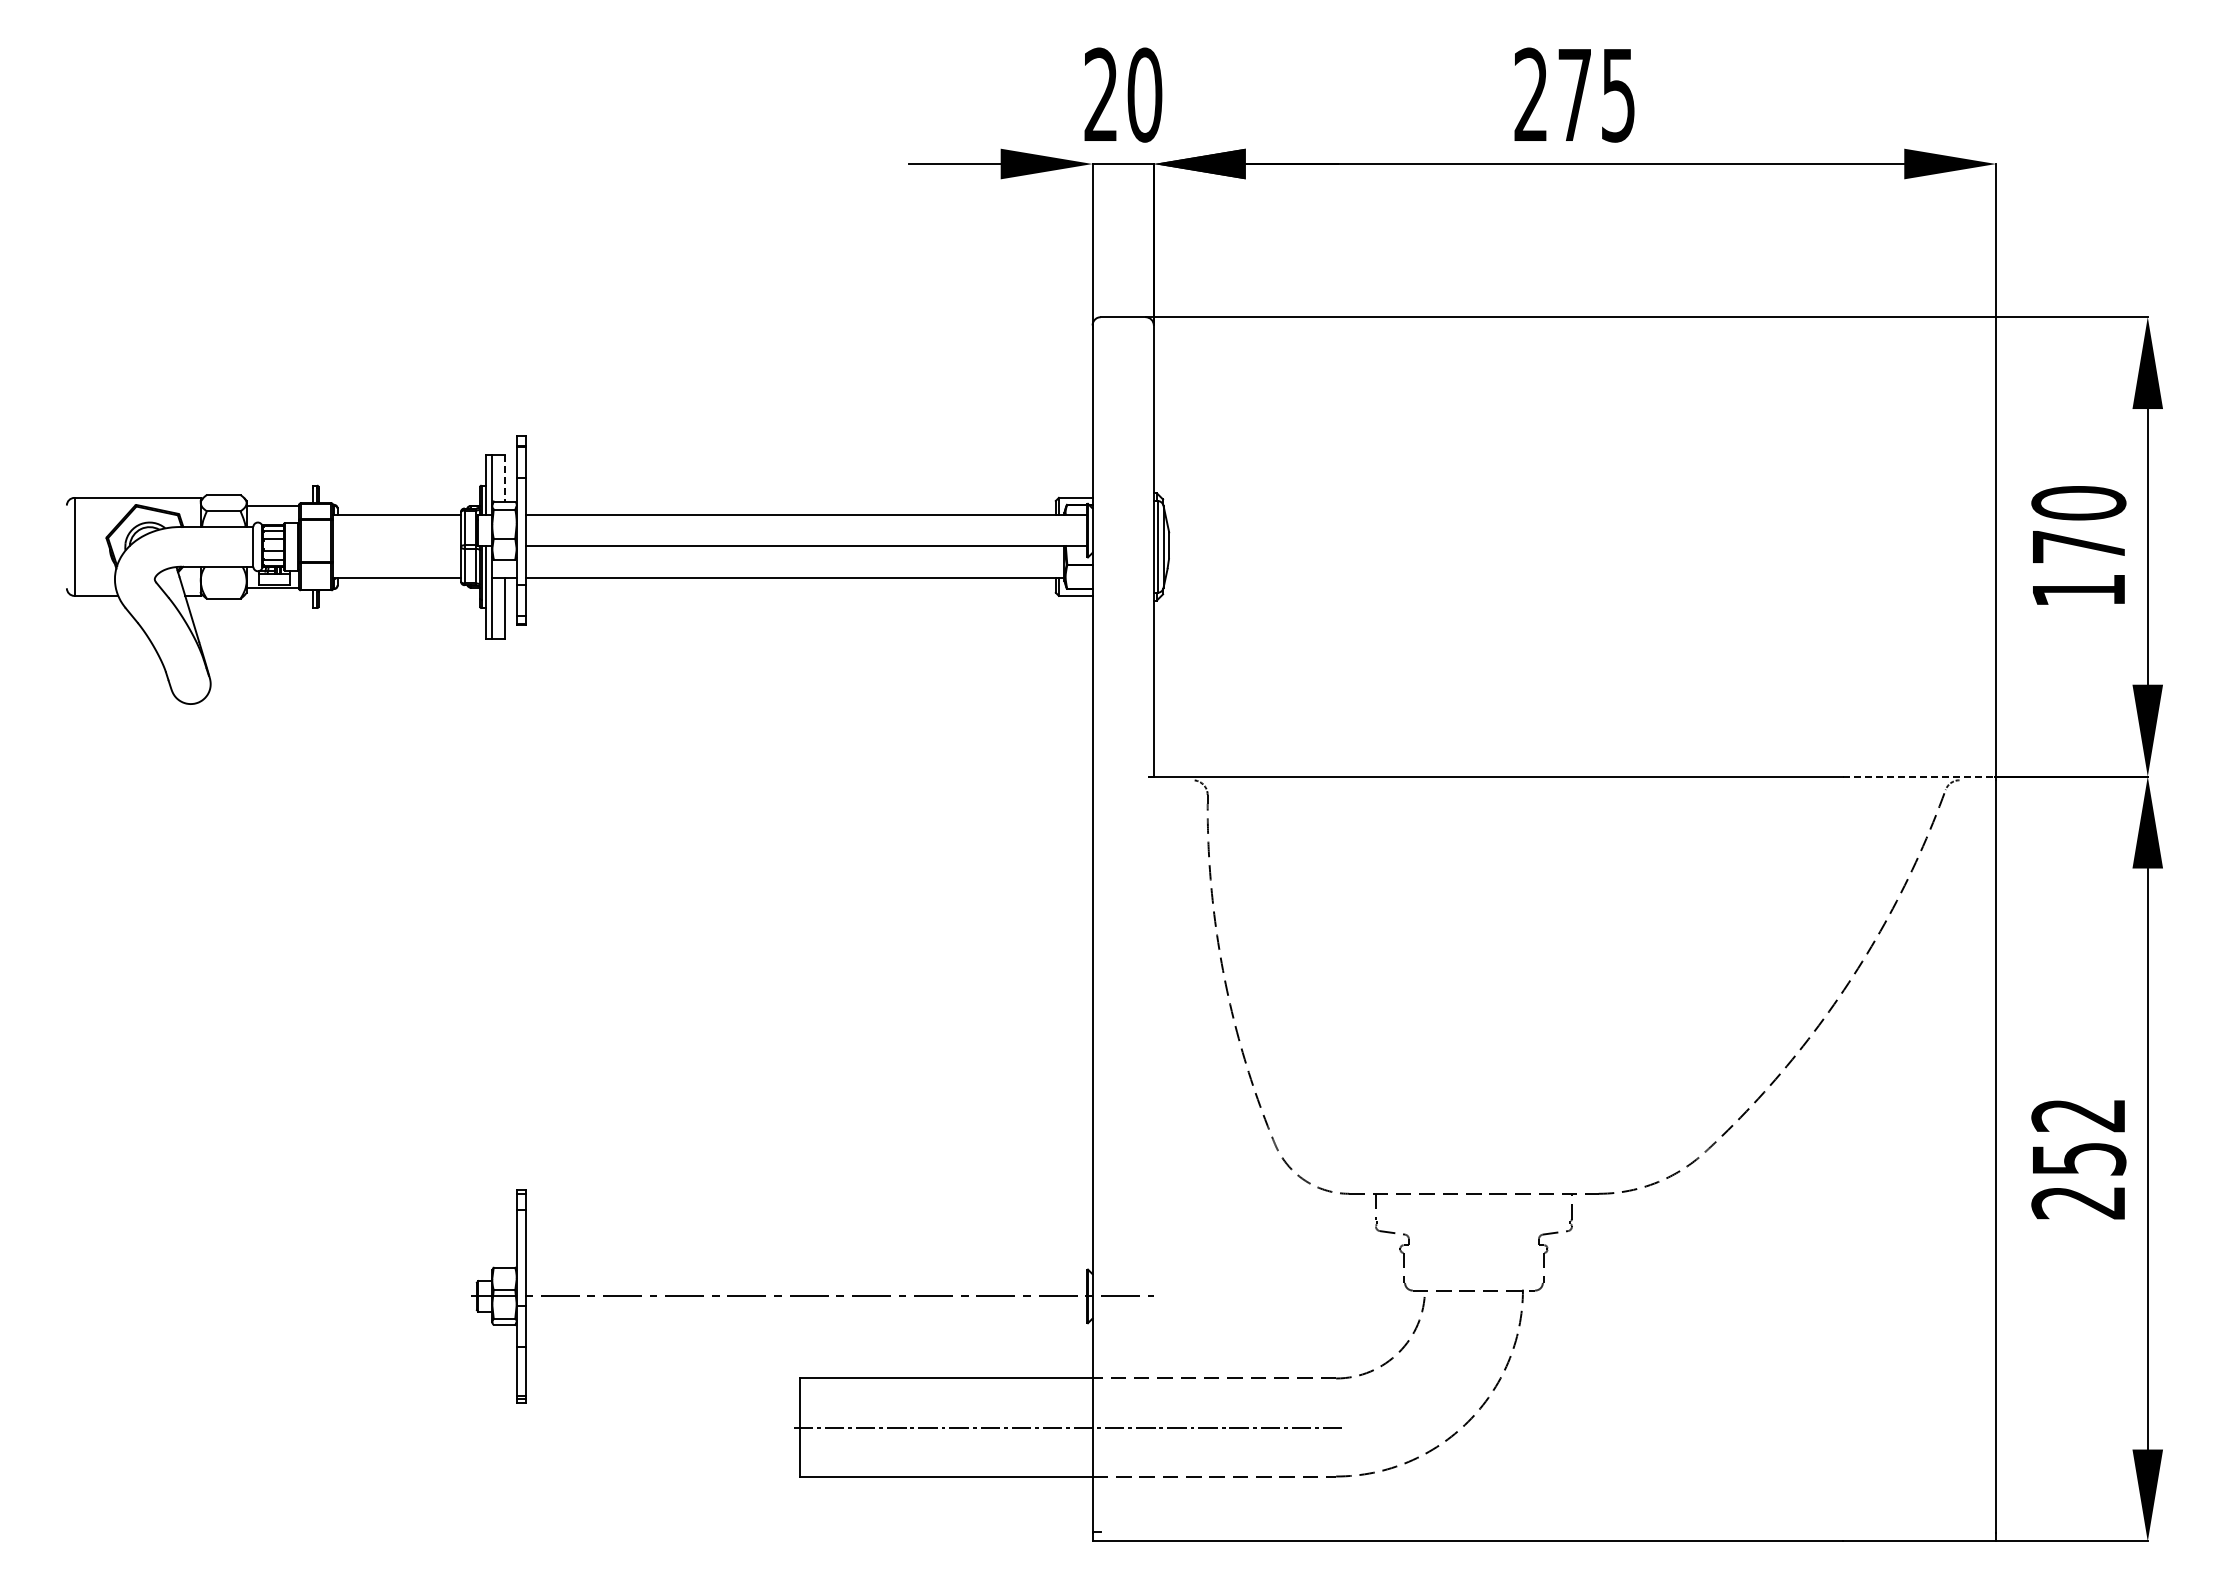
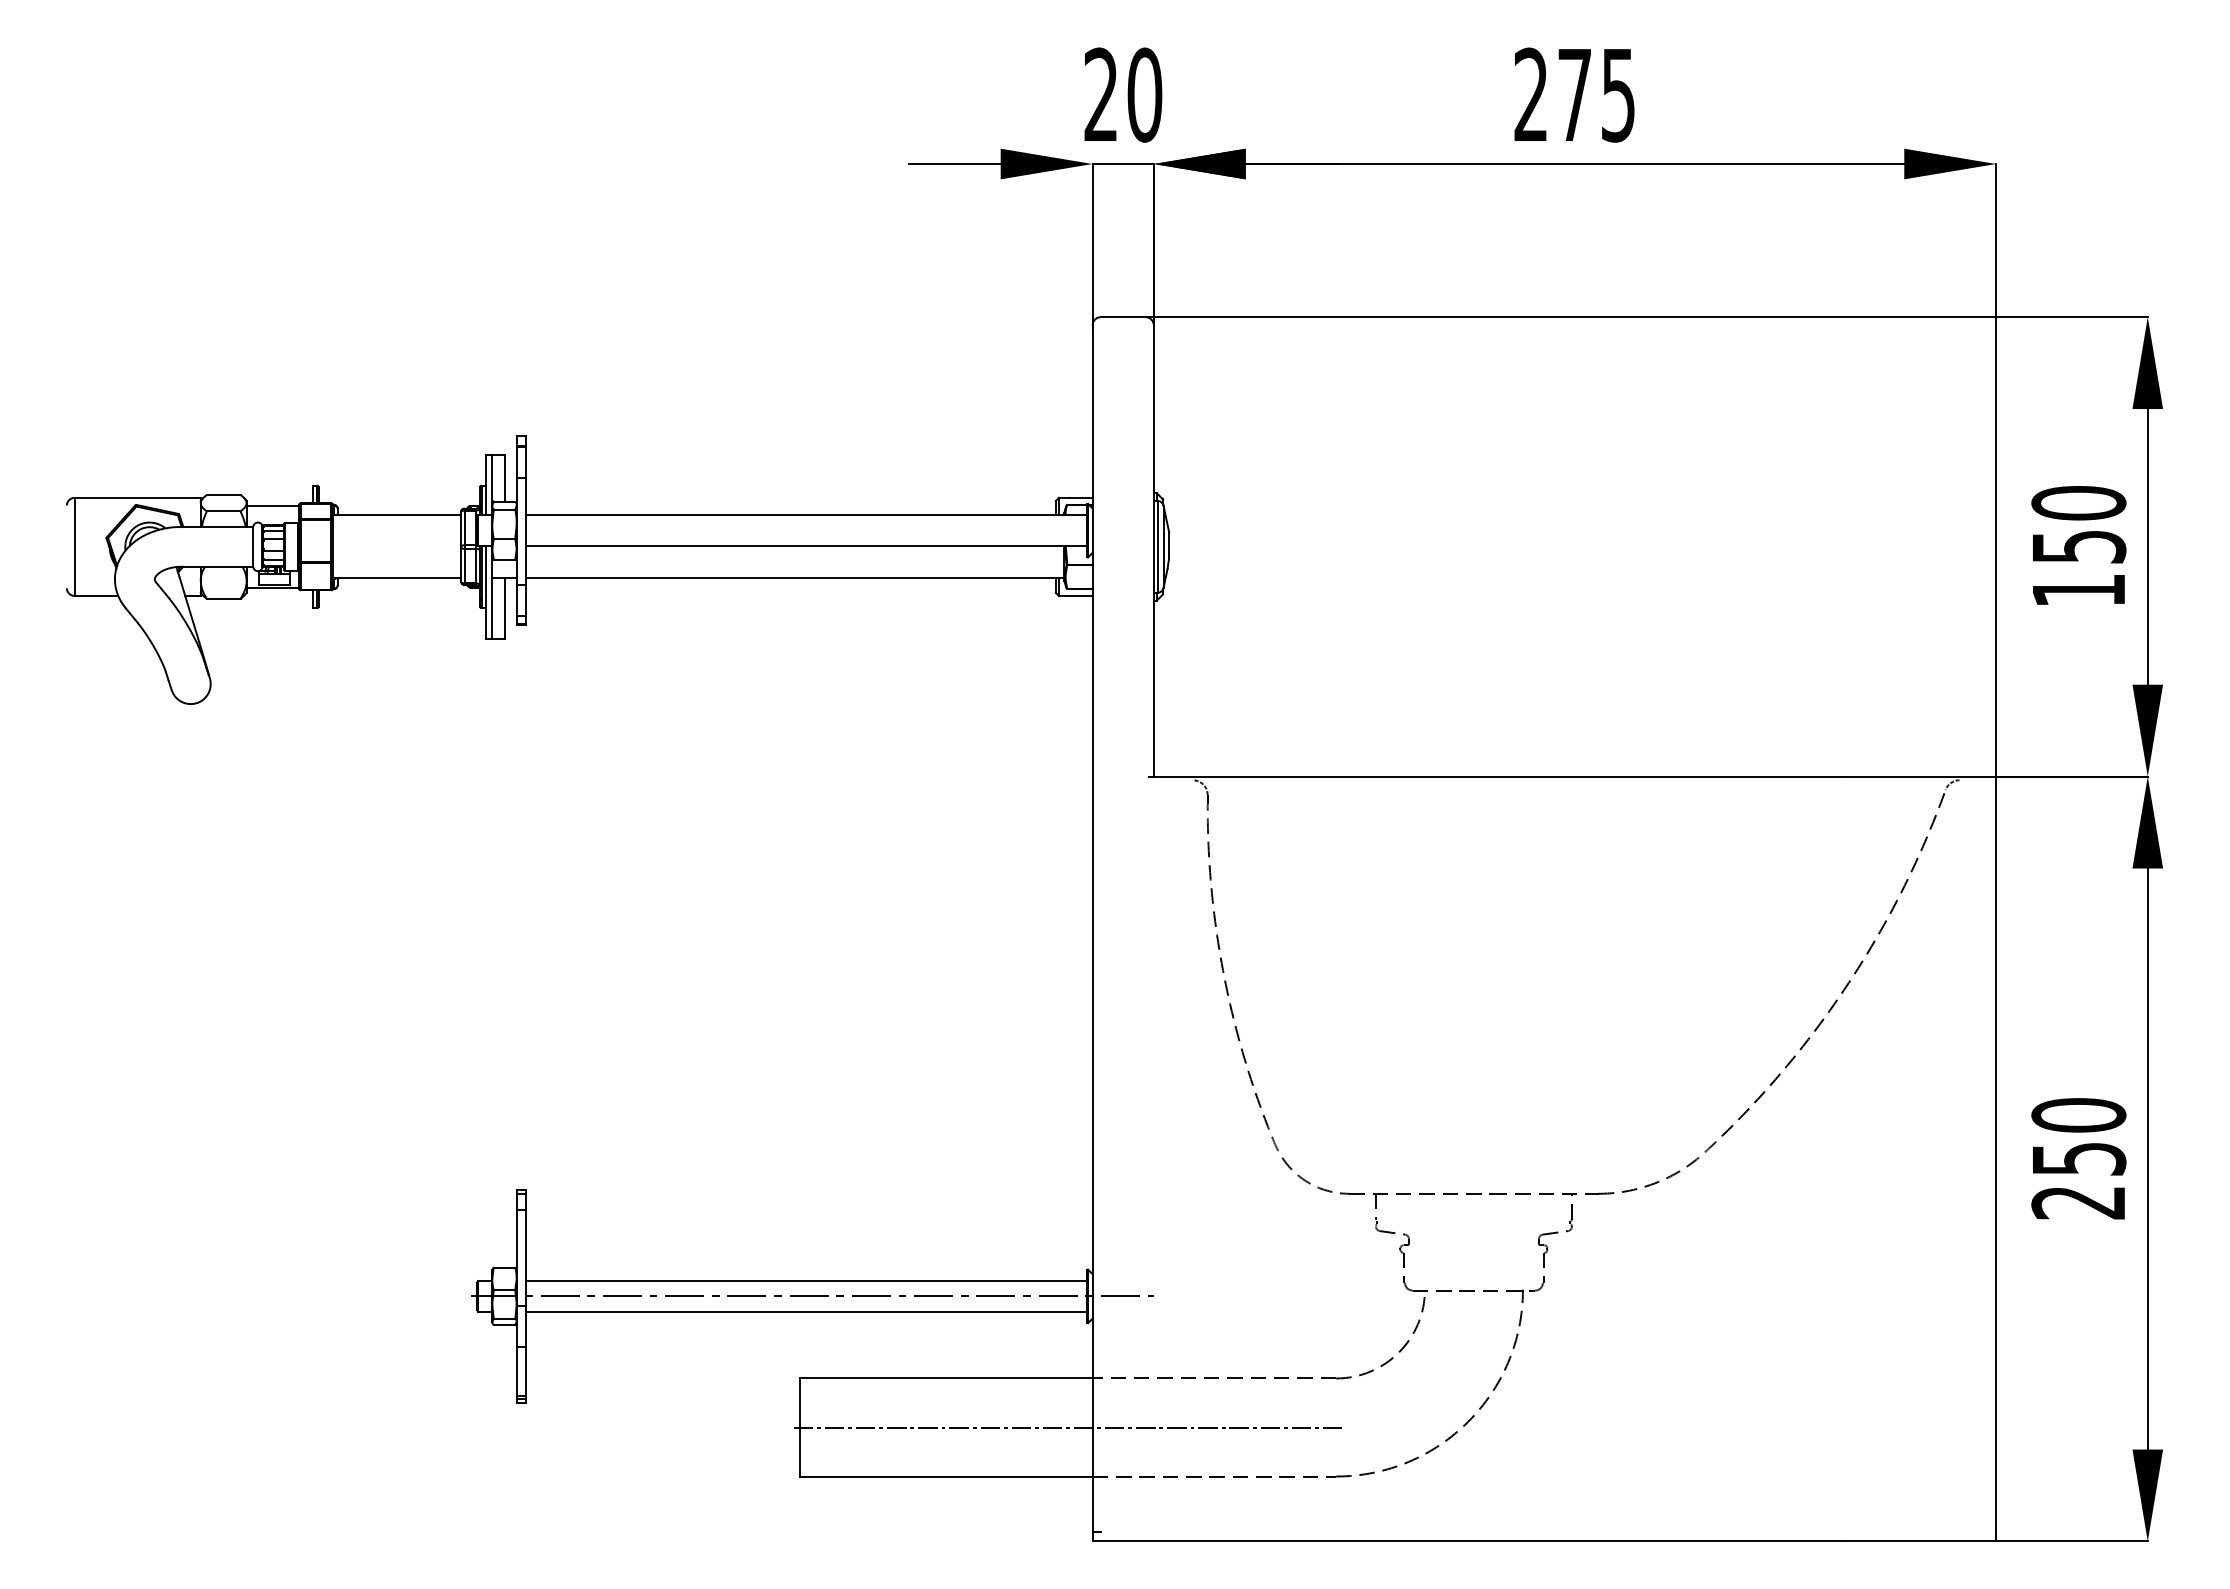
line: dashed -> solid (504, 478)
text: 170 -> 150 (2079, 547)
line: dashed -> solid (1918, 776)
text: 252 -> 250 (2078, 1115)
line: none -> present (806, 1281)
line: none -> present (806, 1311)
